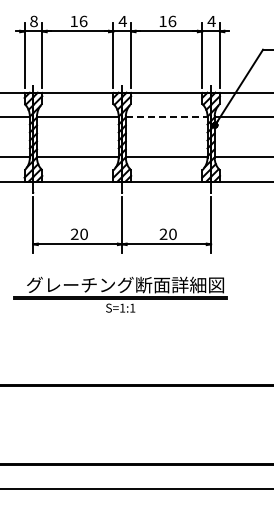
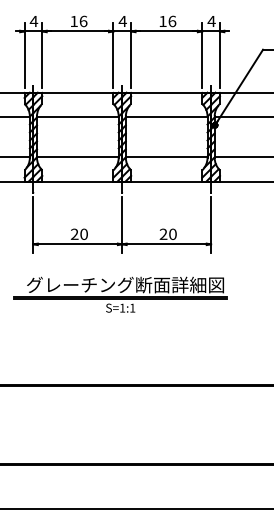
text: 8 -> 4 (33, 21)
line: dashed -> solid (166, 117)
line position: (136, 489) -> (136, 509) (136, 509)
